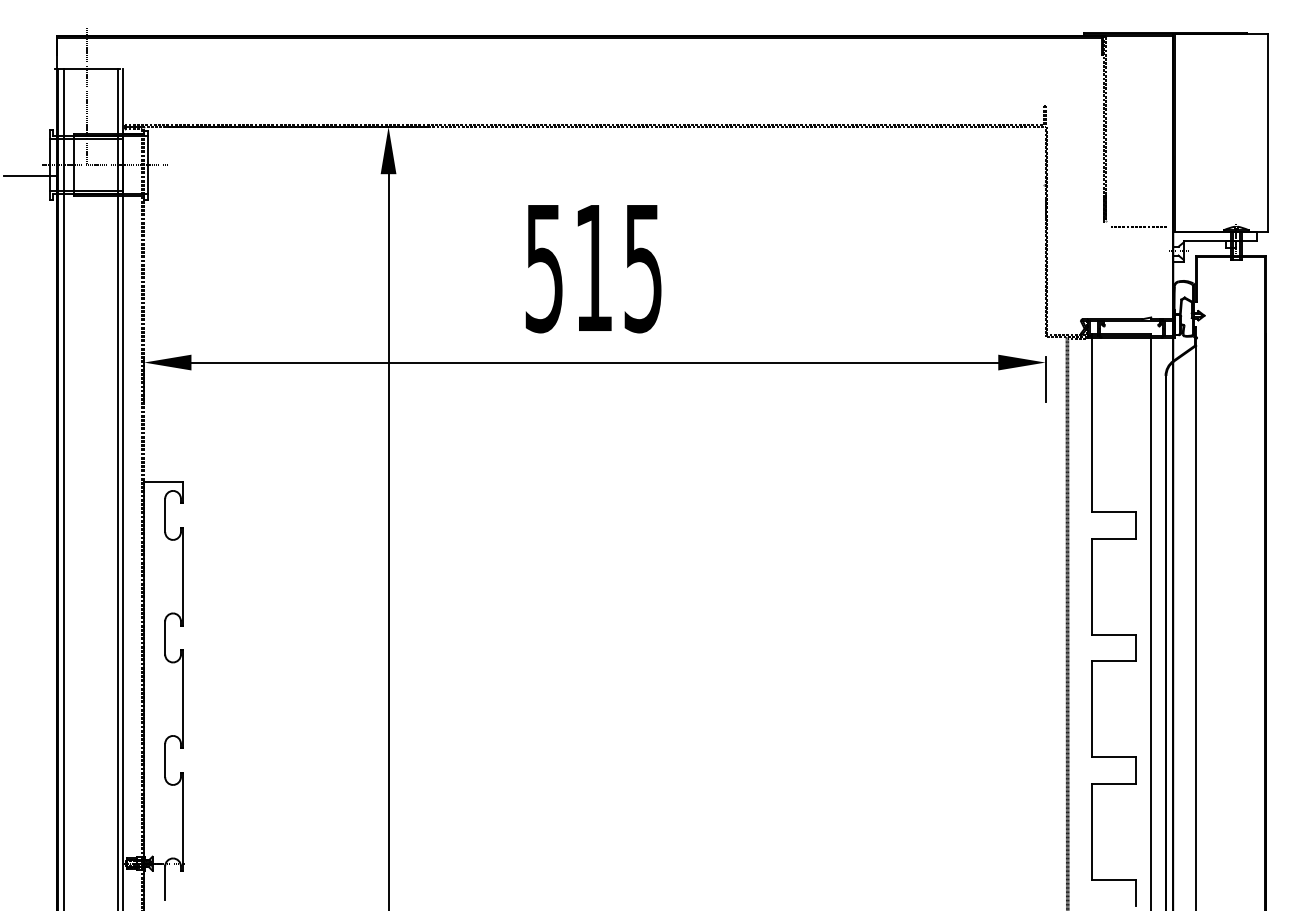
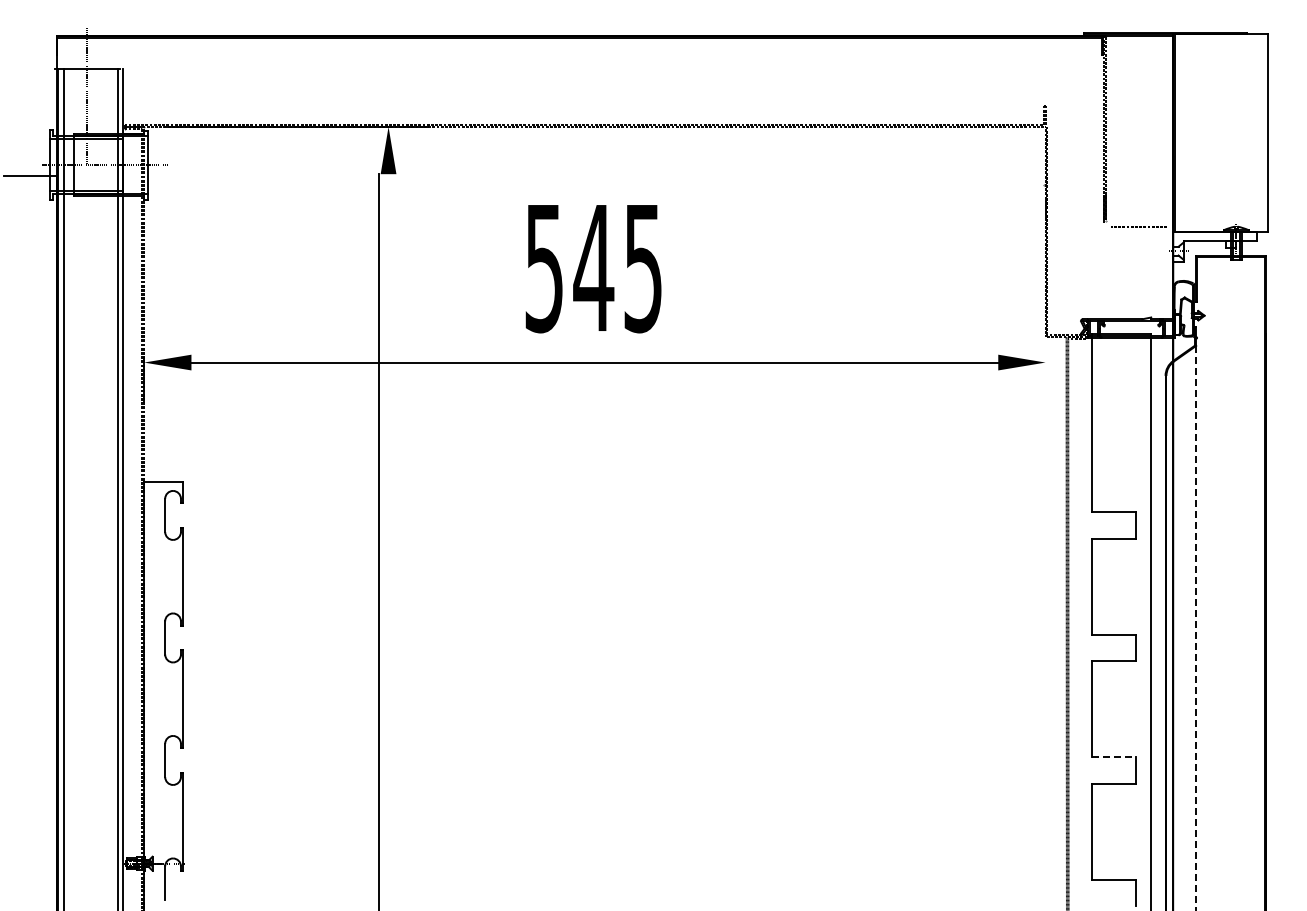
text: 515 -> 545 (593, 267)
line: present -> none (1045, 378)
line position: (388, 540) -> (378, 540) (378, 540)
line: solid -> dashed (1196, 628)
line: solid -> dashed (1113, 757)
